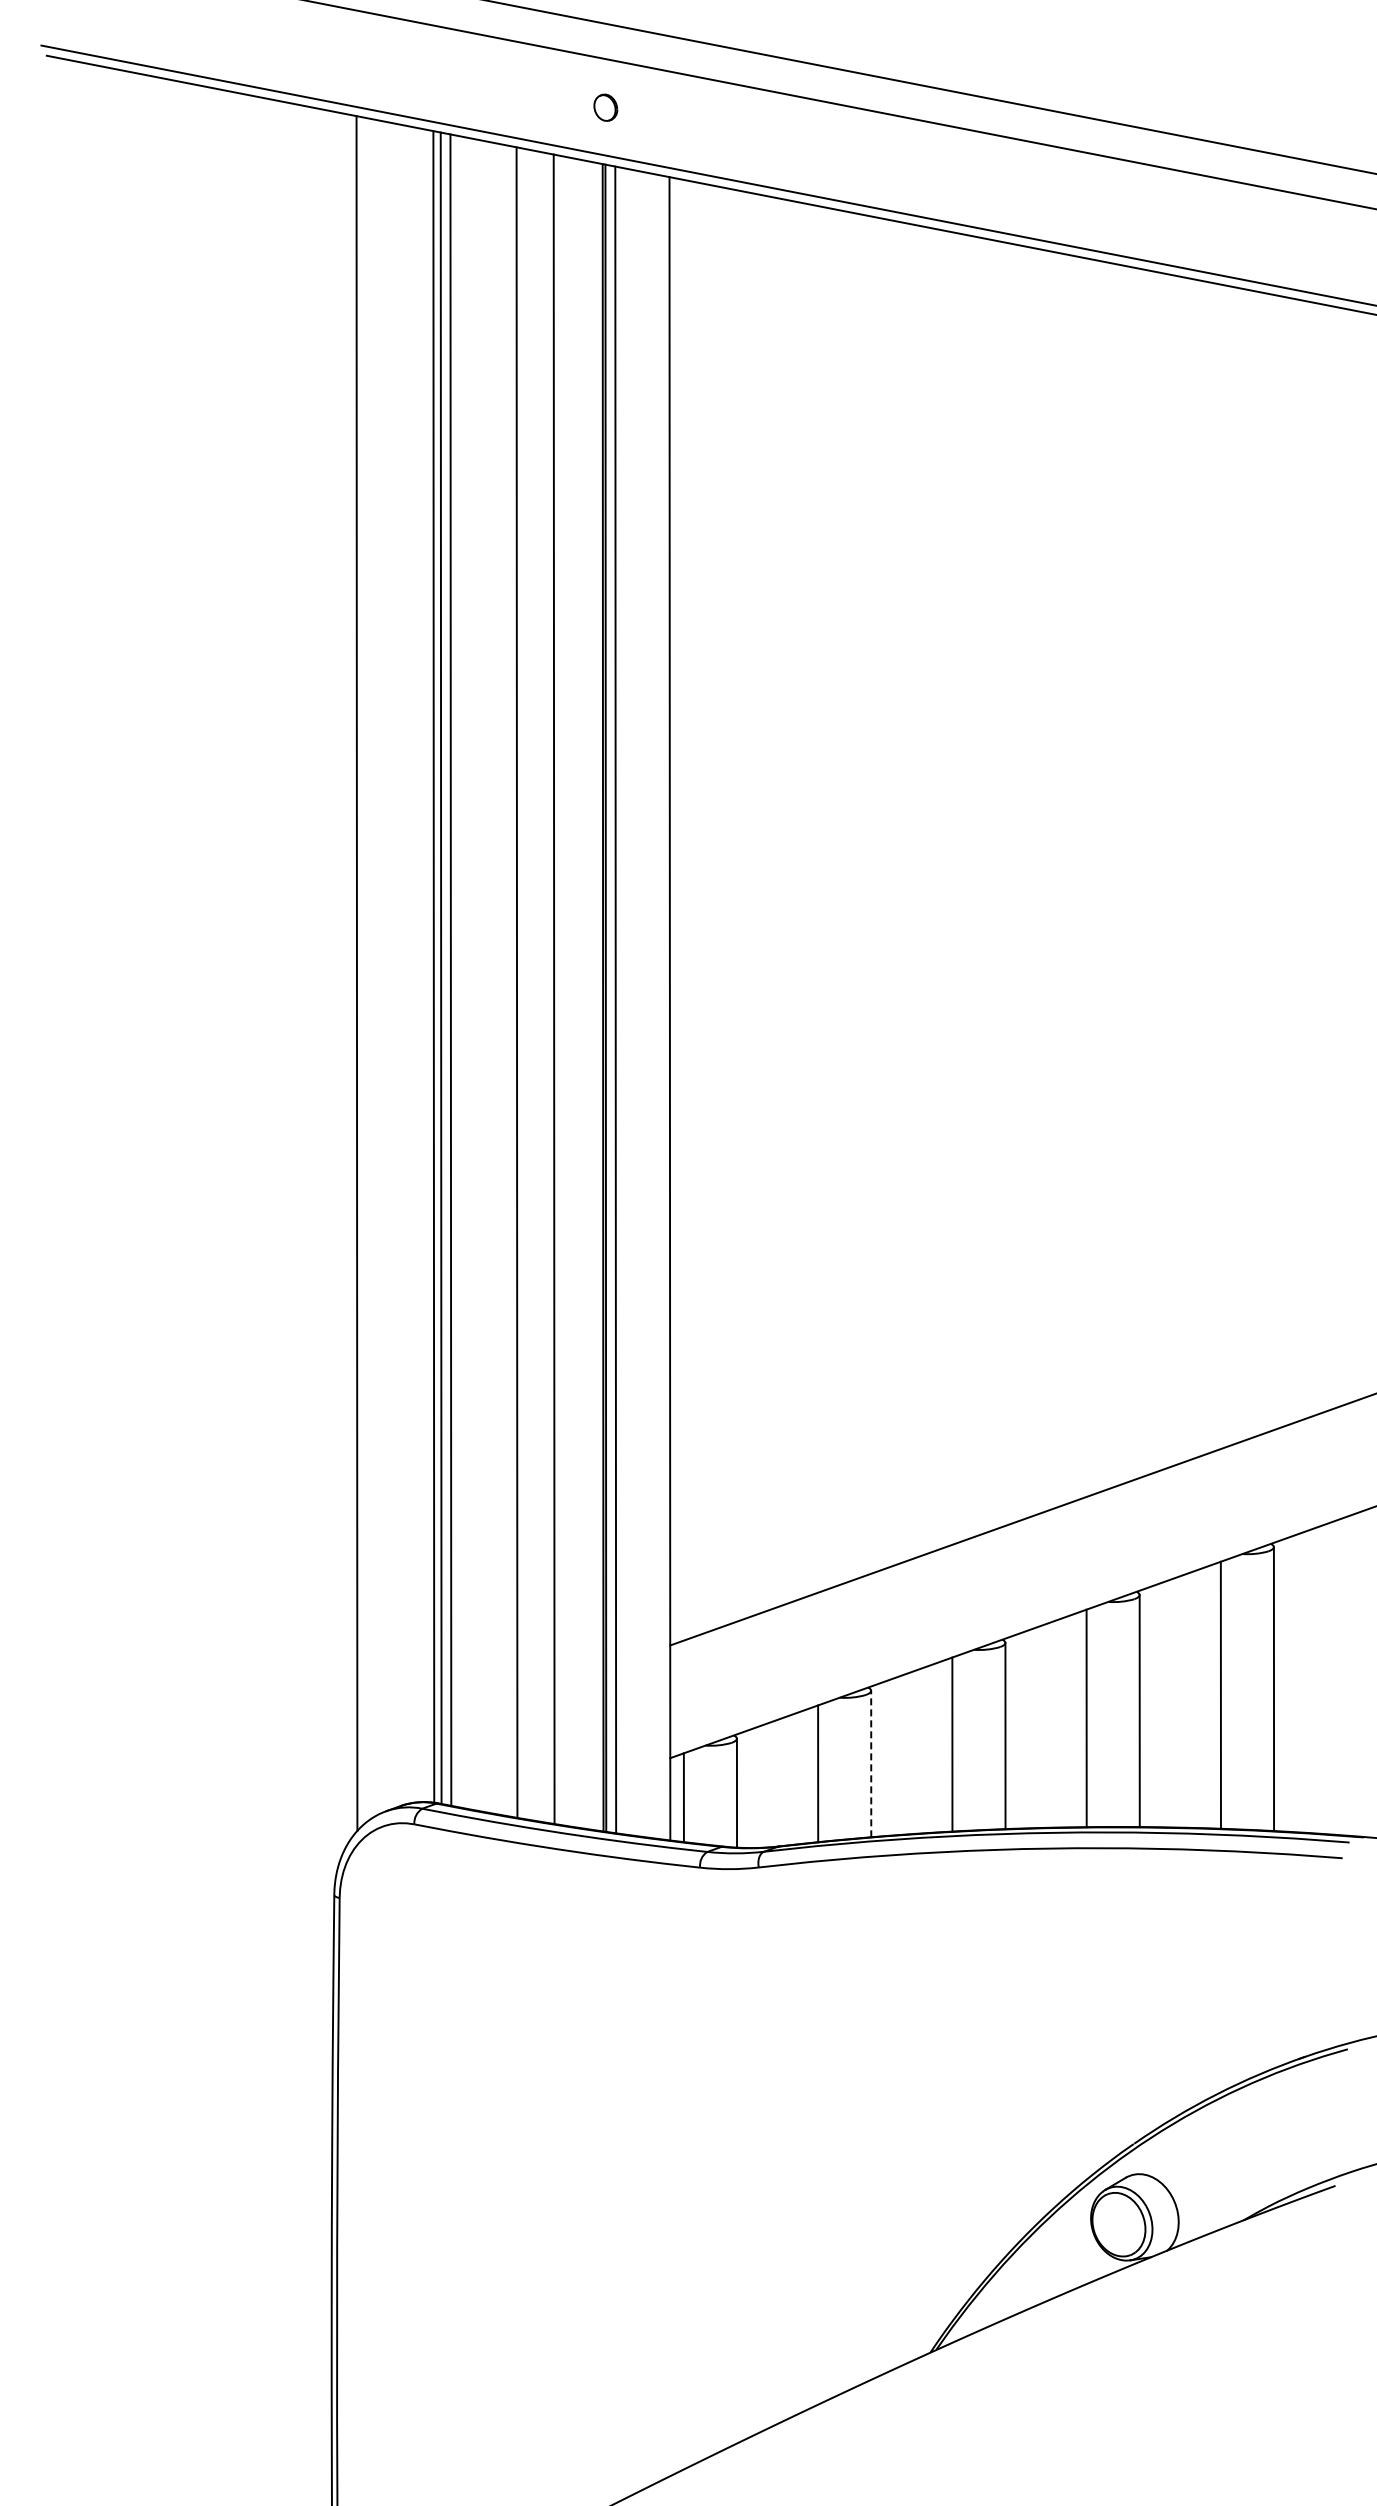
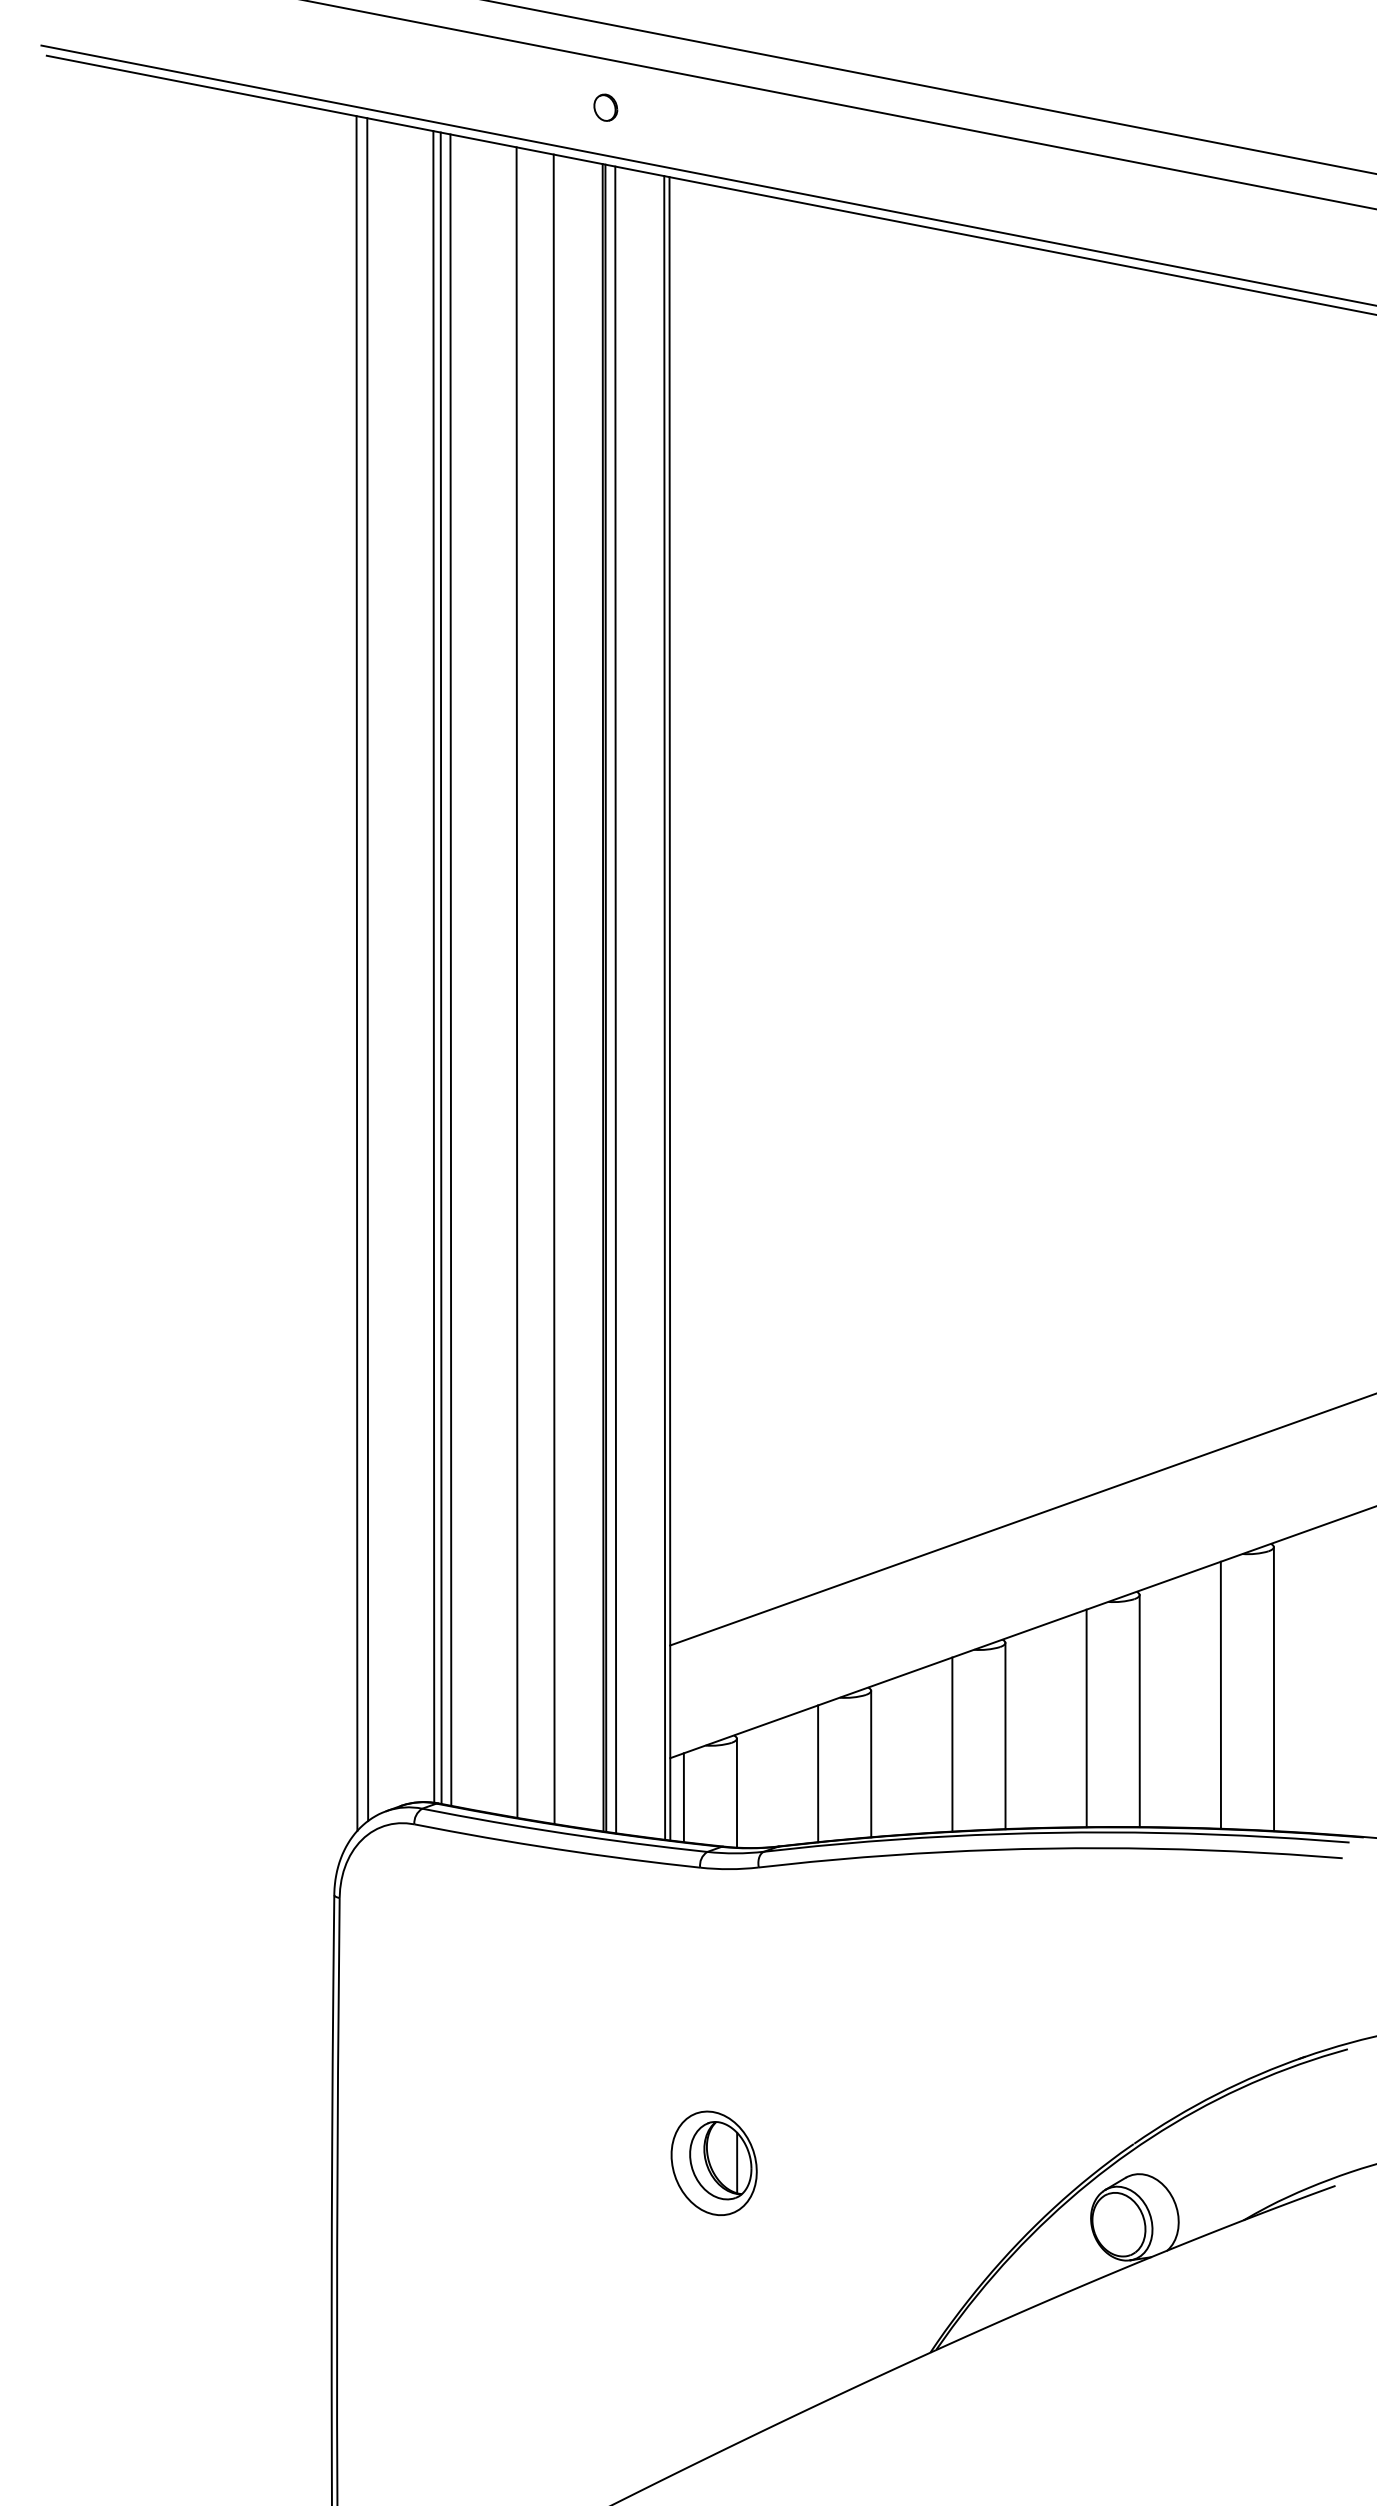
line: none -> present (367, 969)
line: none -> present (664, 1007)
line: dashed -> solid (871, 1763)
part: none -> present (713, 2162)
